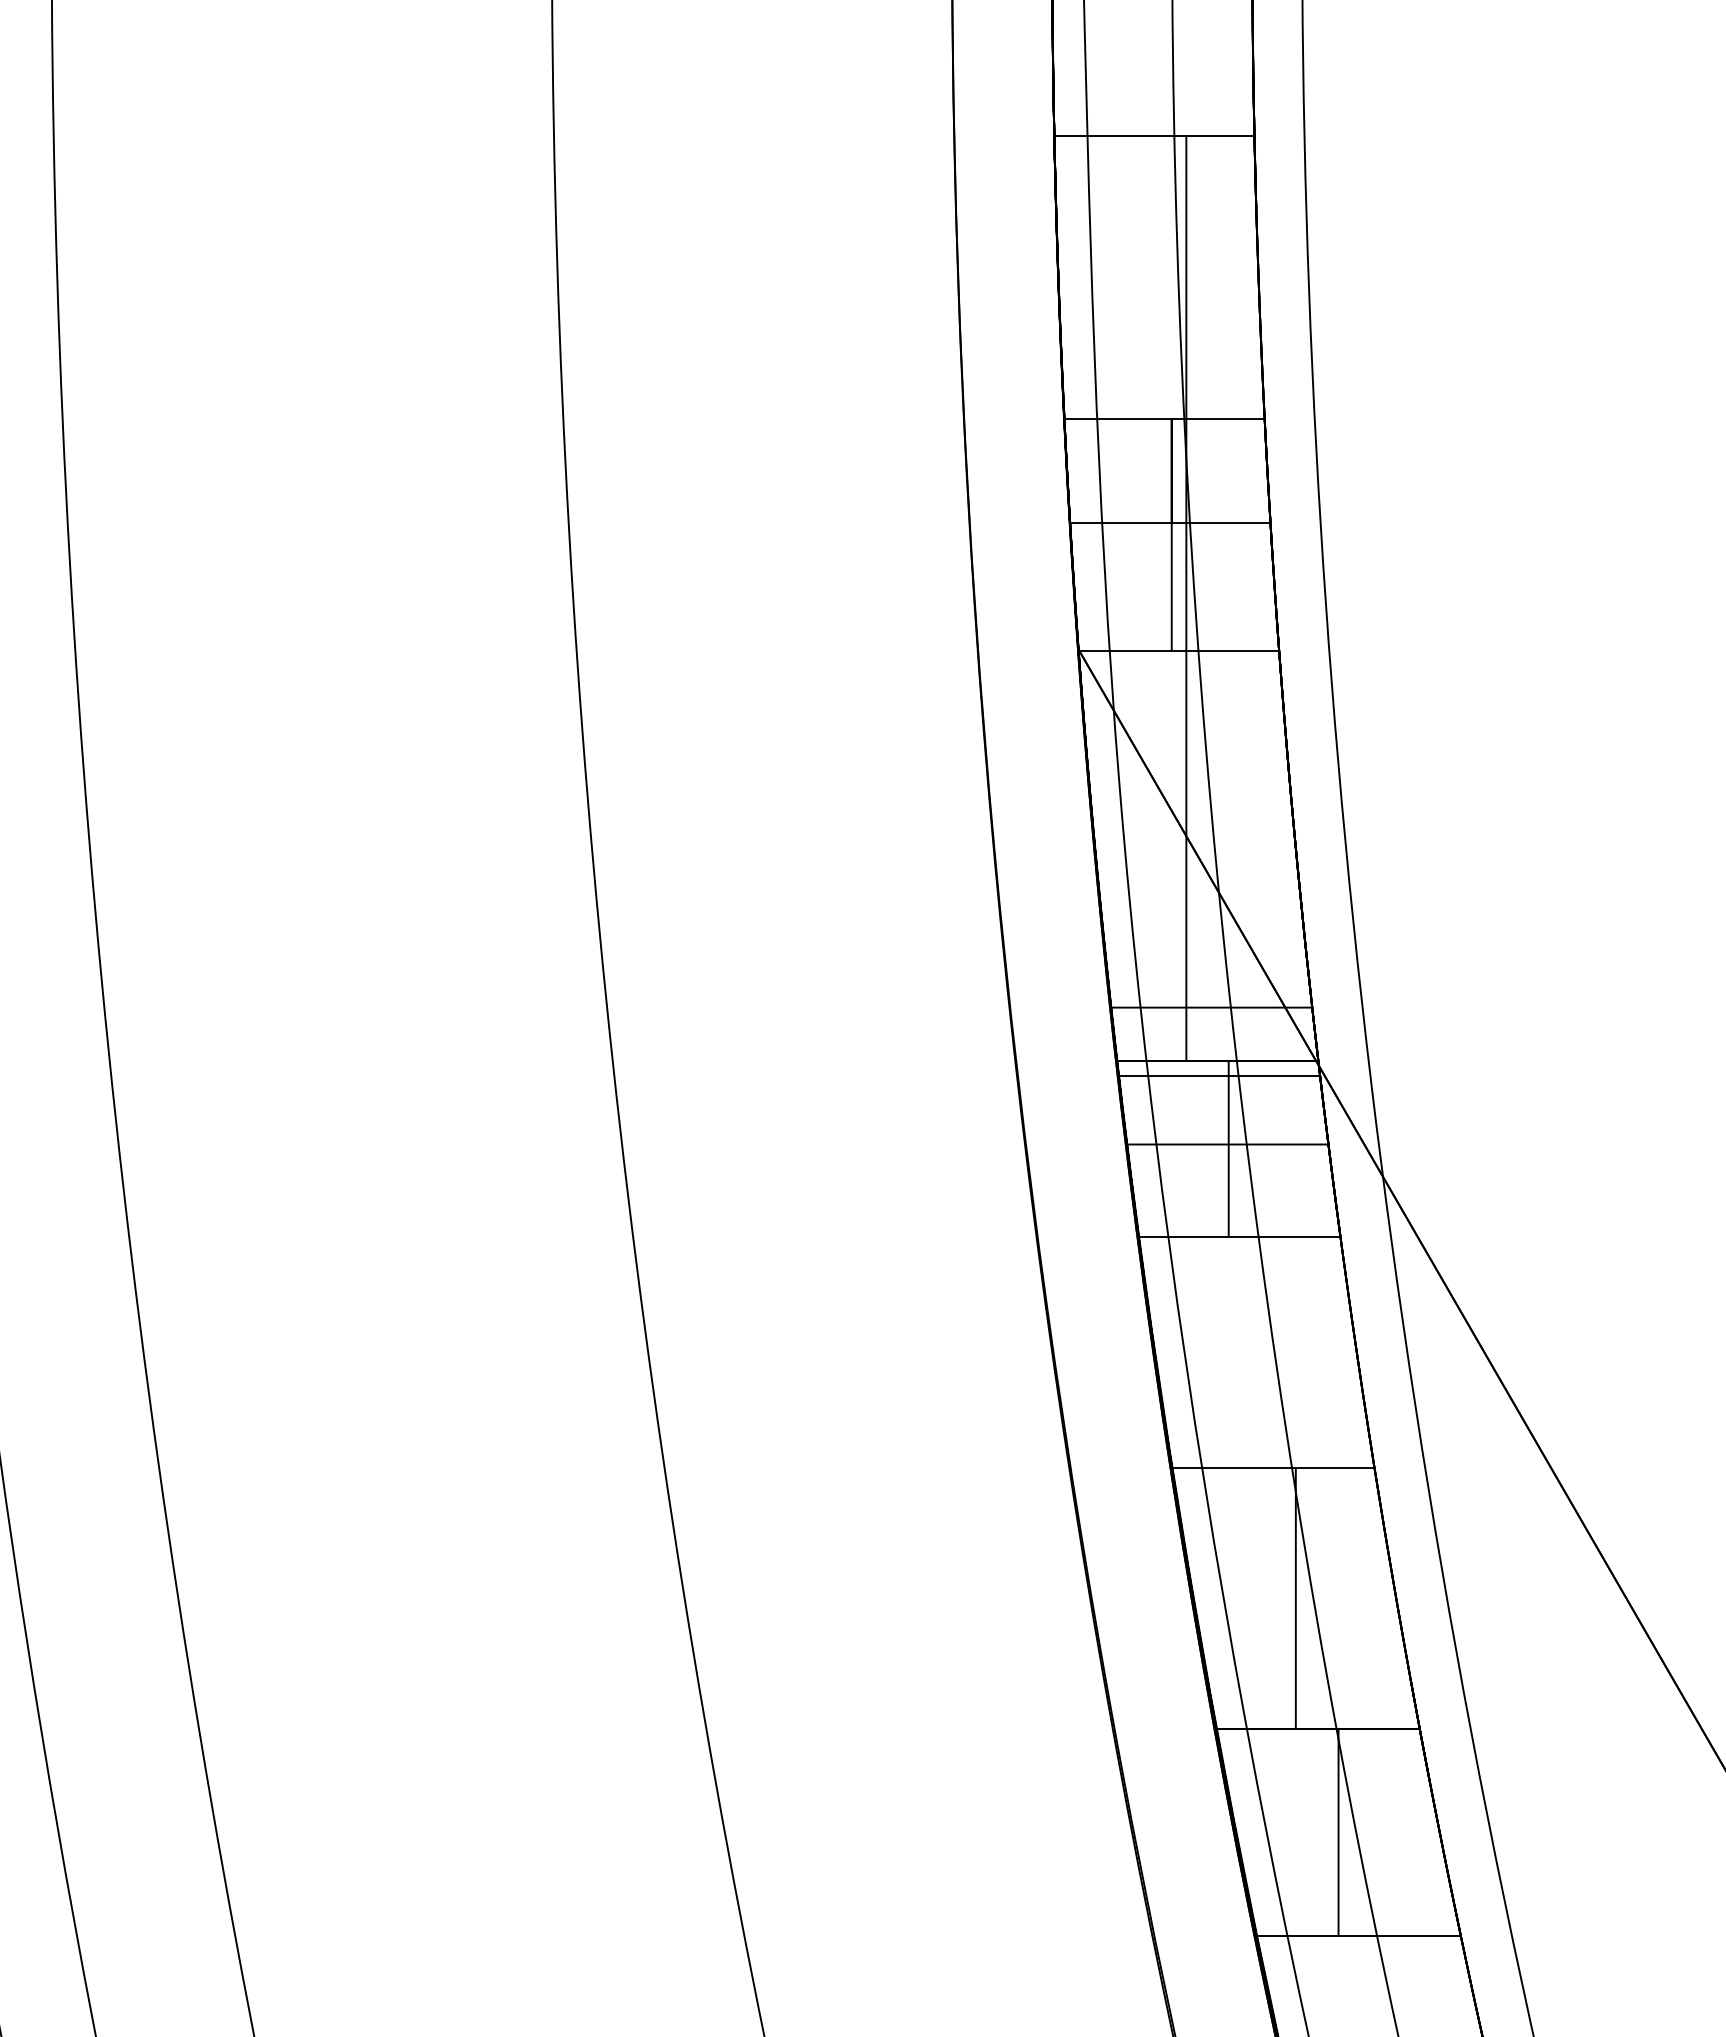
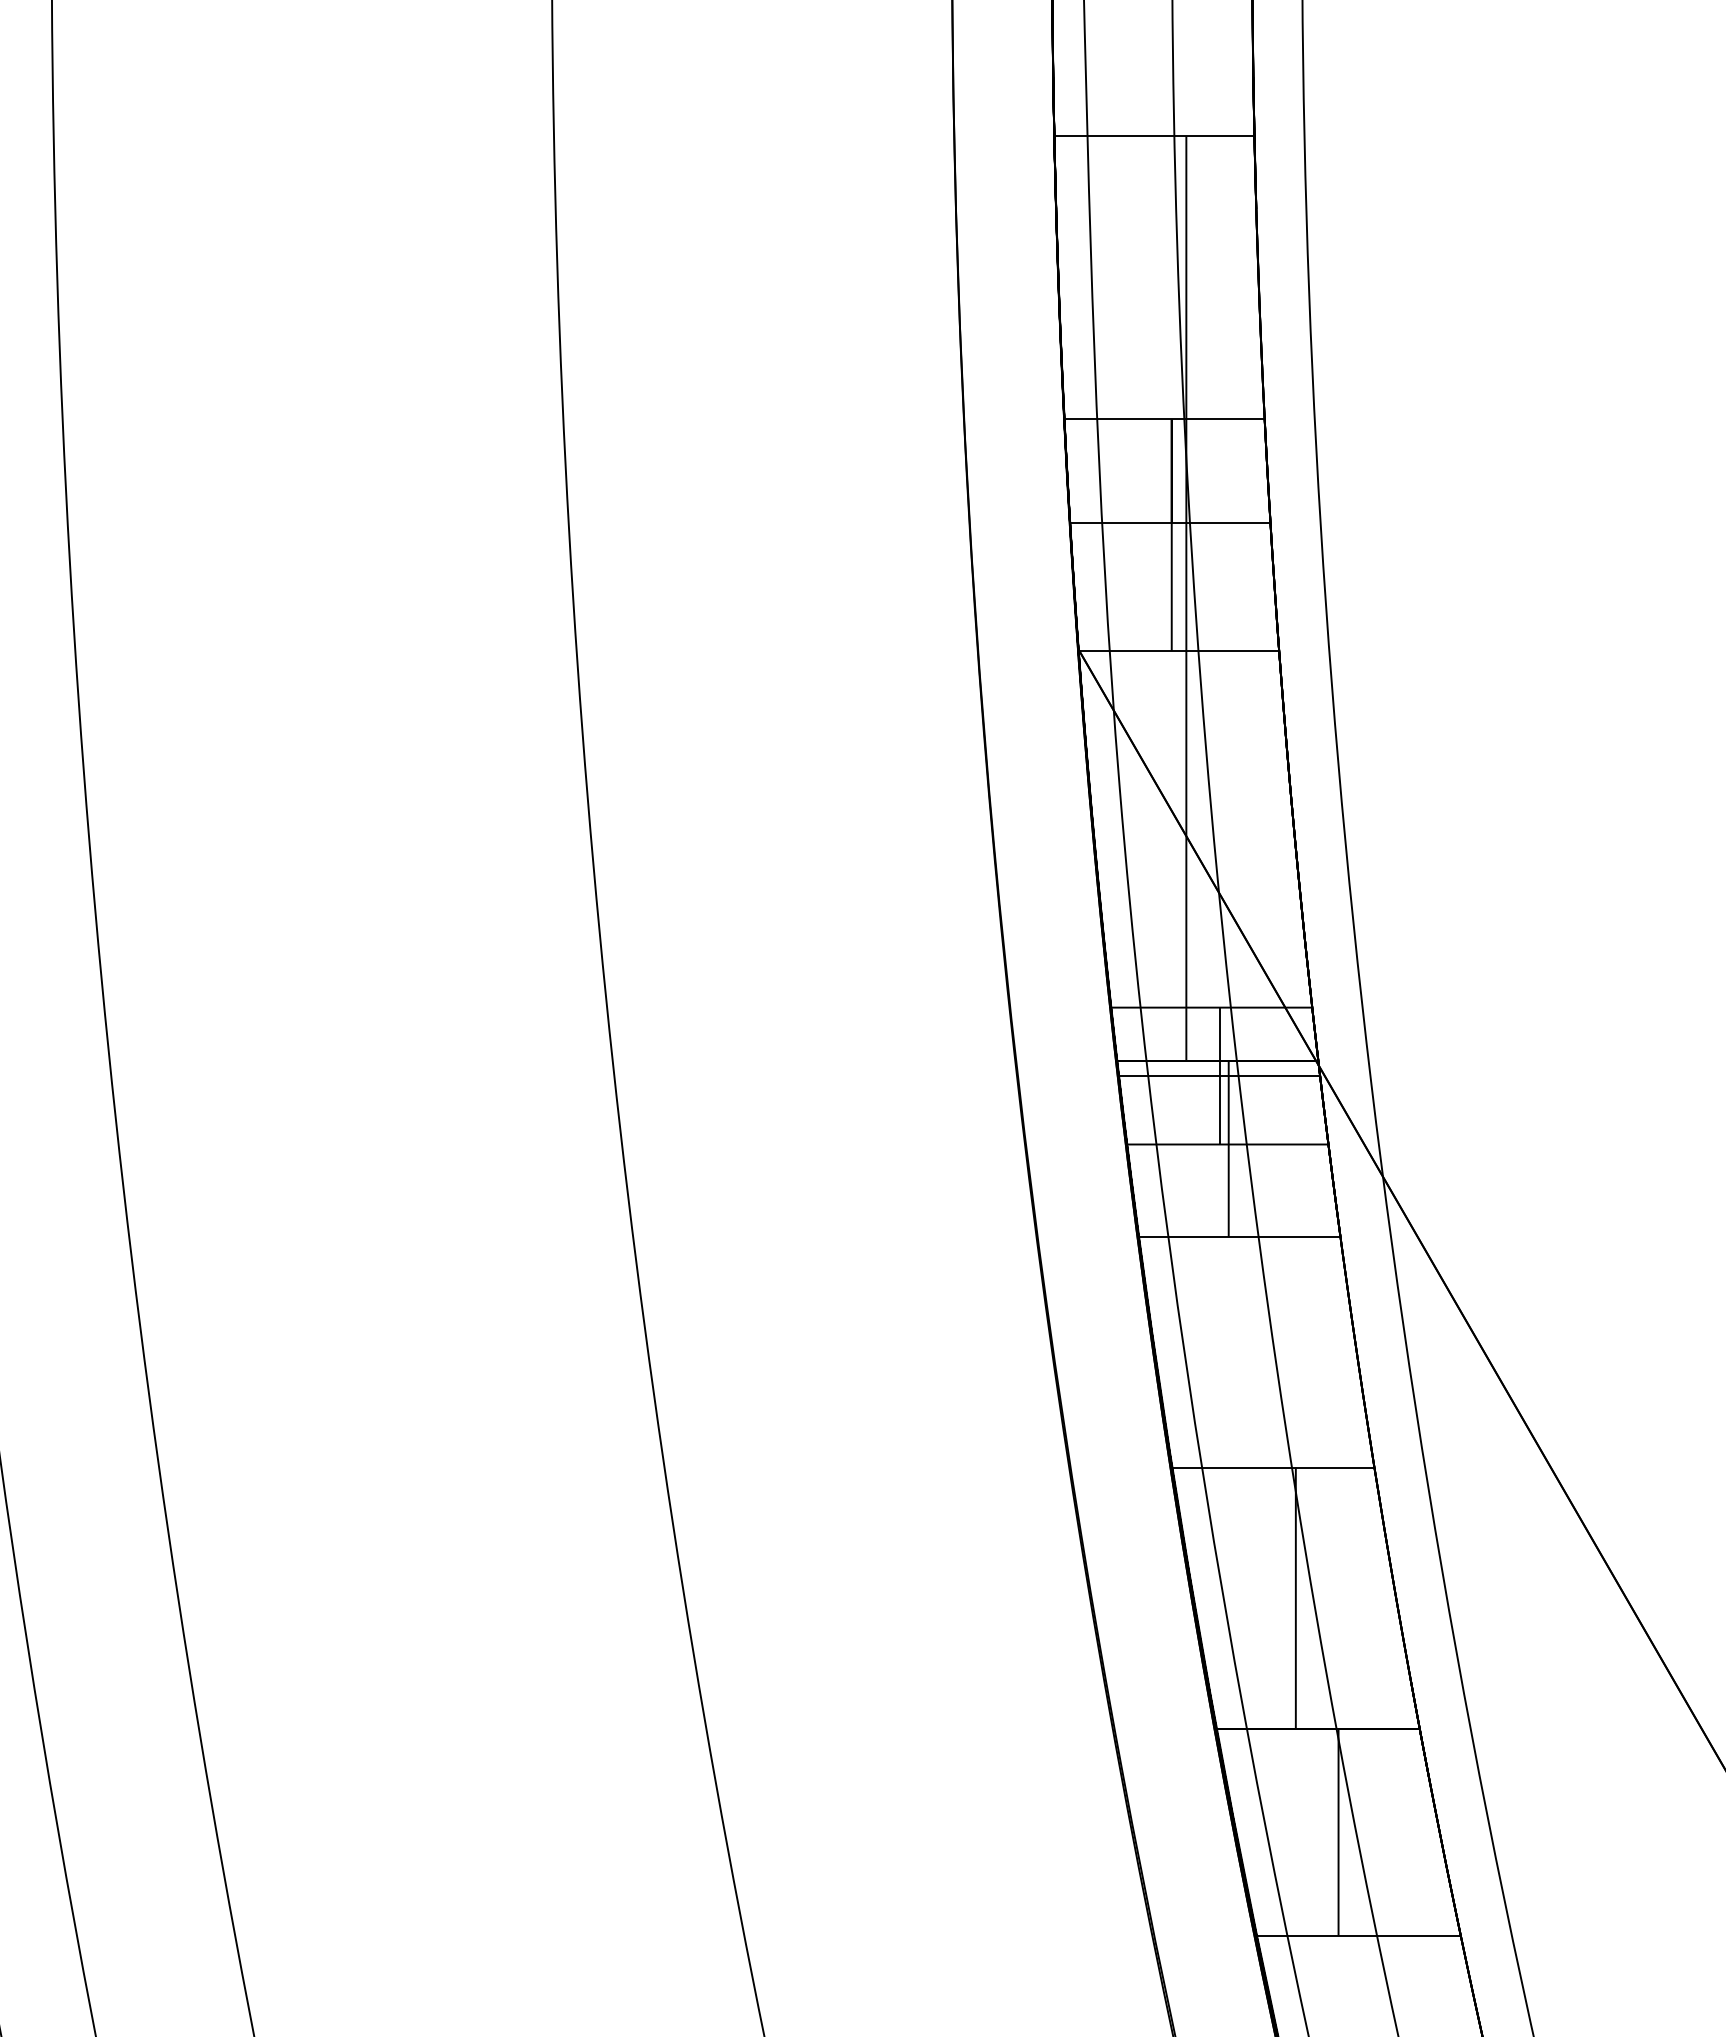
line: none -> present (1219, 1075)
